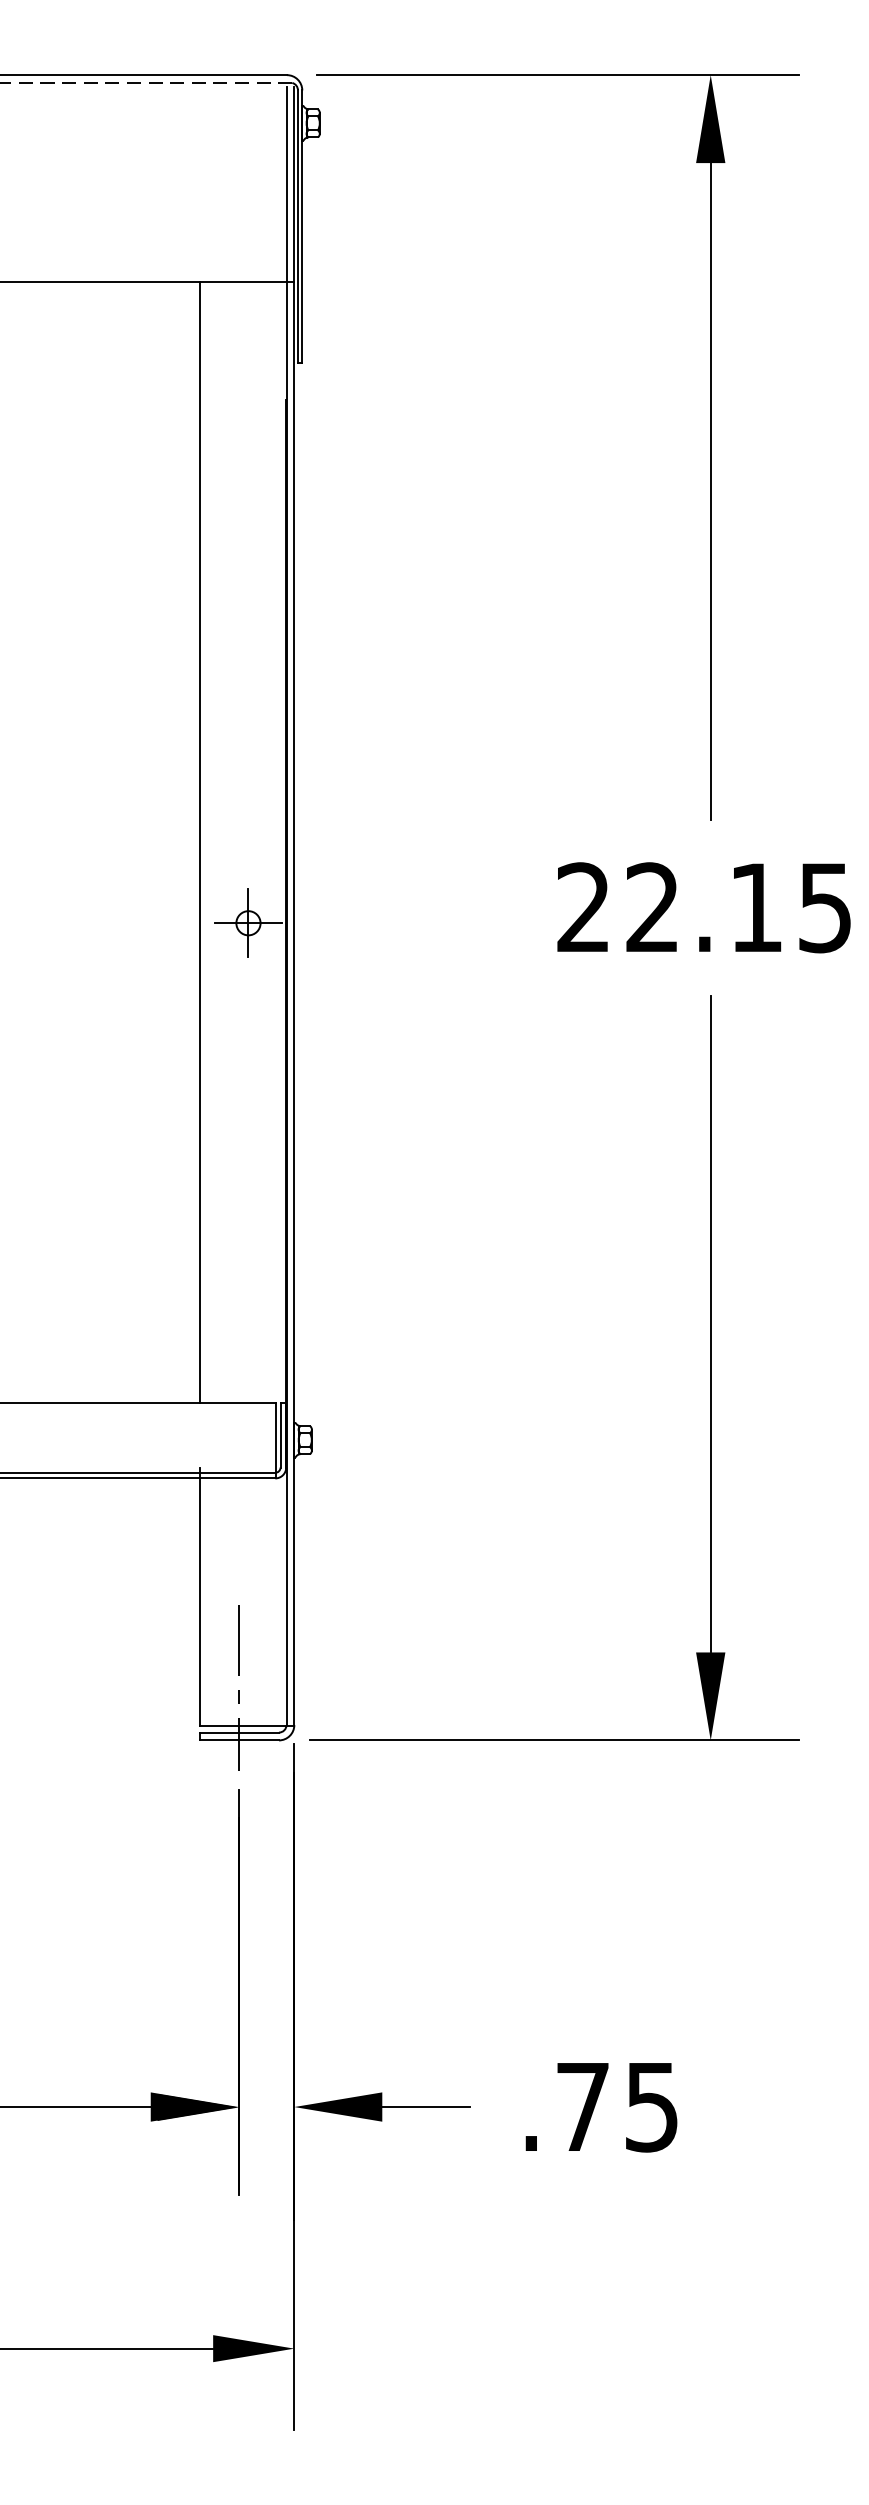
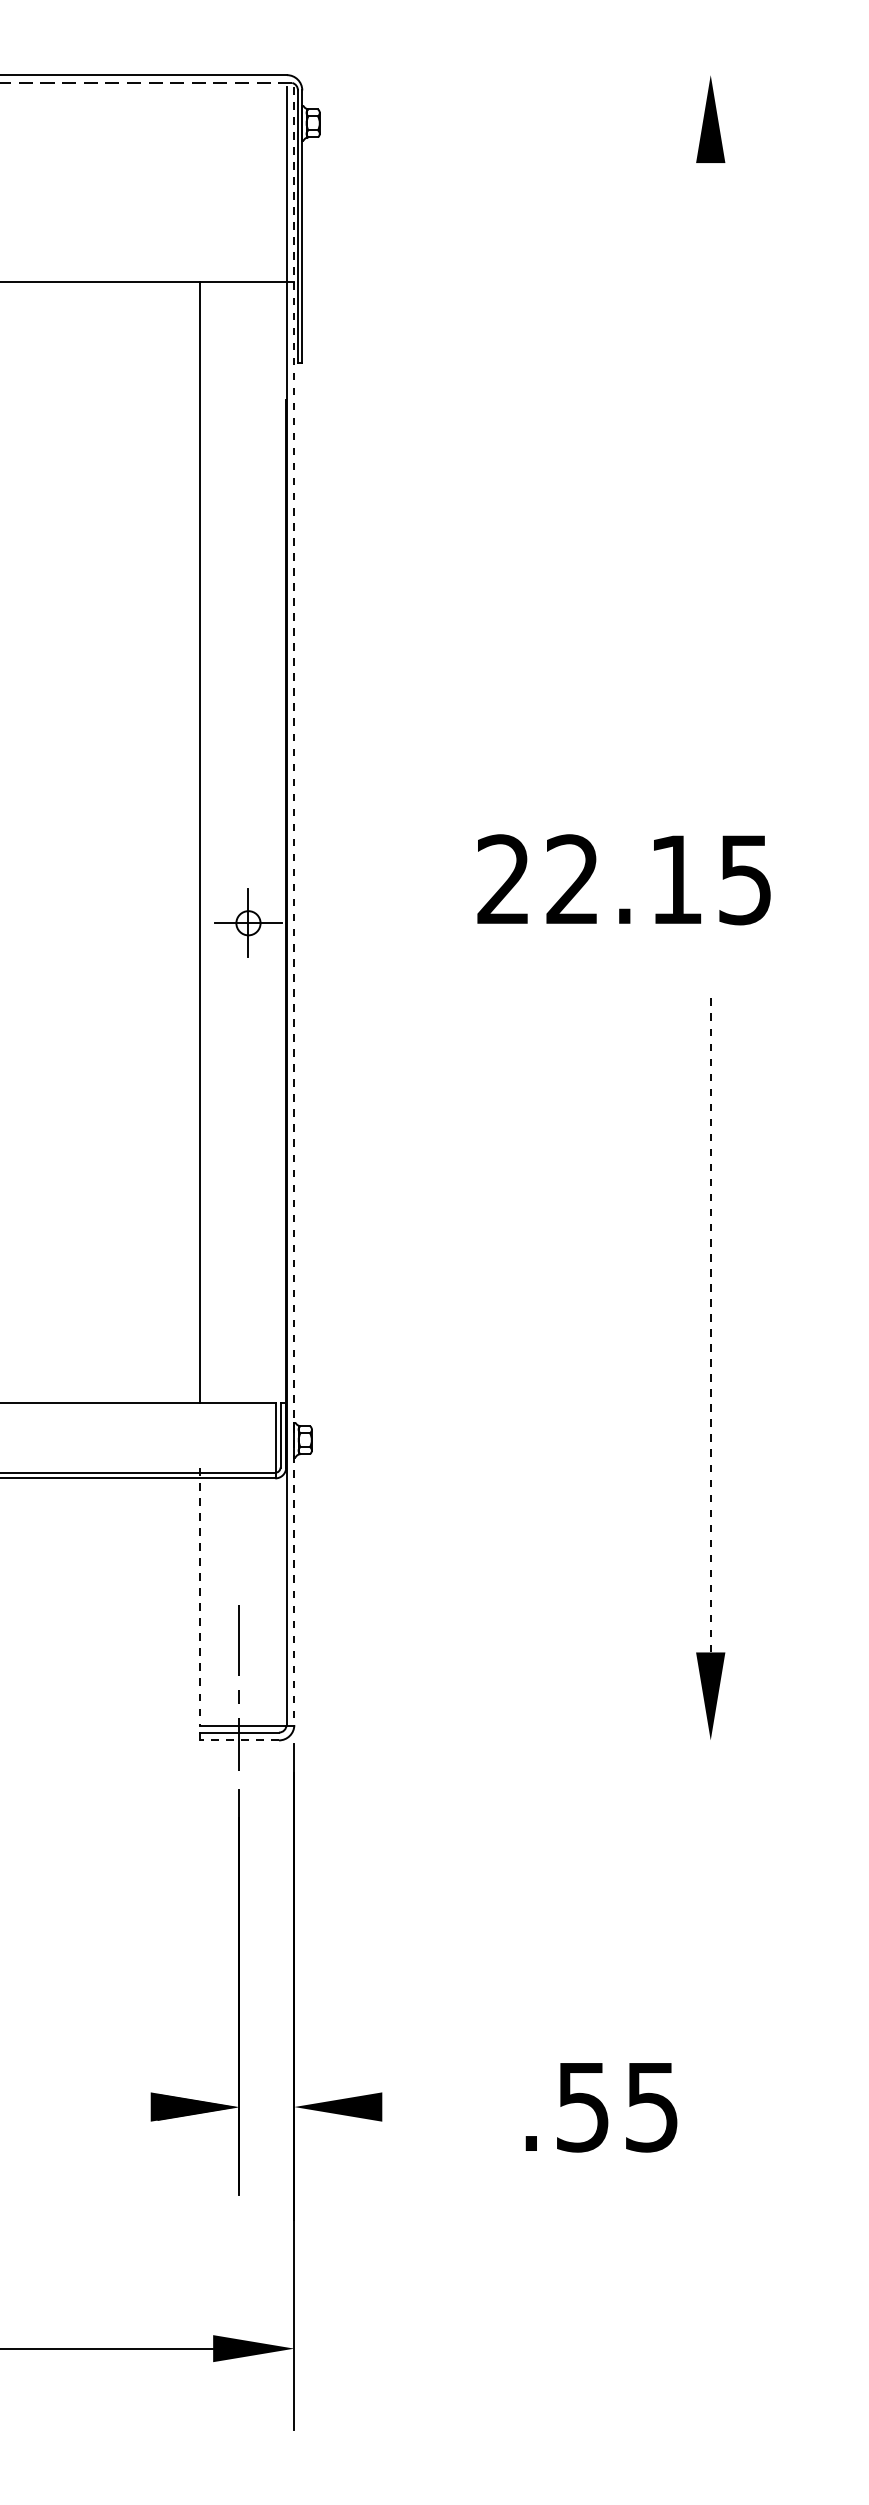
line: present -> none (557, 75)
line: present -> none (710, 491)
line: solid -> dashed (294, 906)
text position: (703, 907) -> (623, 879) (623, 879)
line: solid -> dashed (710, 1323)
line: solid -> dashed (200, 1596)
line: solid -> dashed (239, 1740)
line: present -> none (553, 1740)
line: present -> none (79, 2107)
line: present -> none (426, 2107)
text: .75 -> .55 (582, 2107)
